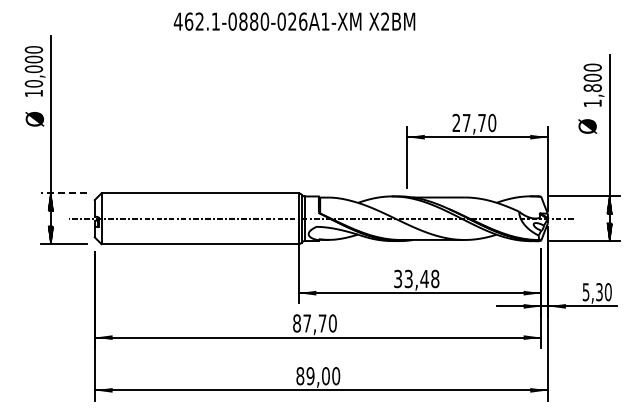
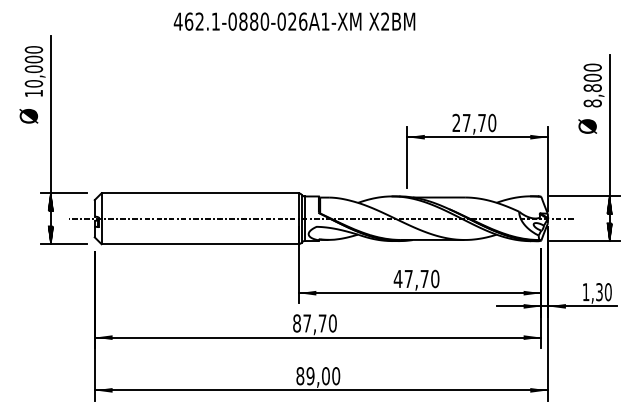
text: 1,800 -> 8,800 (592, 103)
text position: (34, 119) -> (28, 116) (28, 116)
line: dashed -> solid (63, 193)
text: 33,48 -> 47,70 (416, 278)
text: 5,30 -> 1,30 (585, 292)
